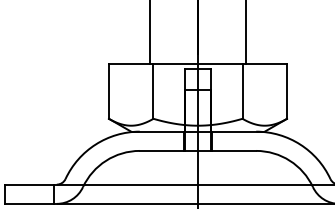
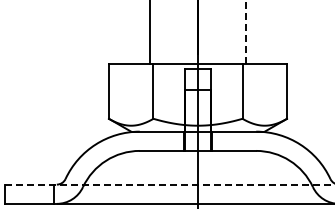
line: solid -> dashed (246, 32)
line: solid -> dashed (170, 184)
